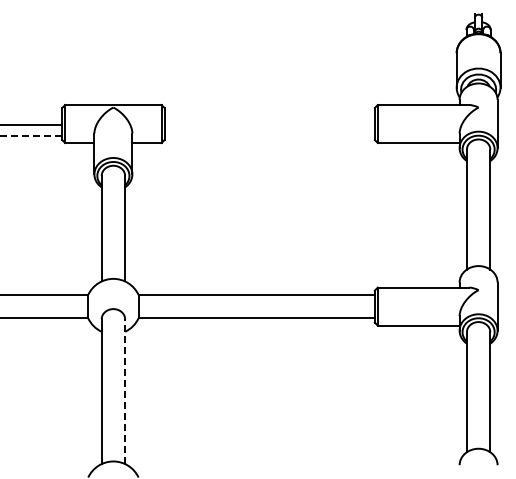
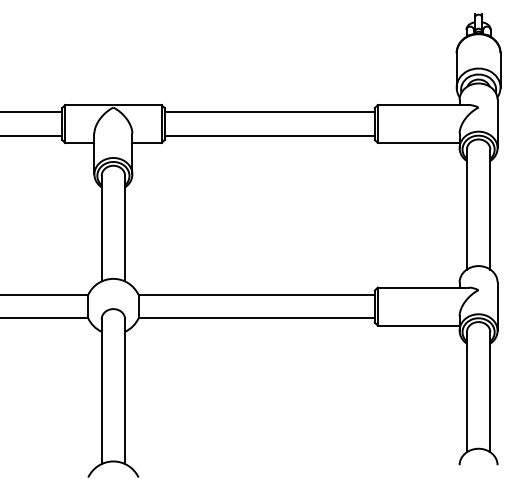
line: none -> present (269, 112)
line position: (32, 125) -> (32, 112) (32, 112)
line: dashed -> solid (31, 135)
line: none -> present (269, 135)
line: dashed -> solid (125, 391)
